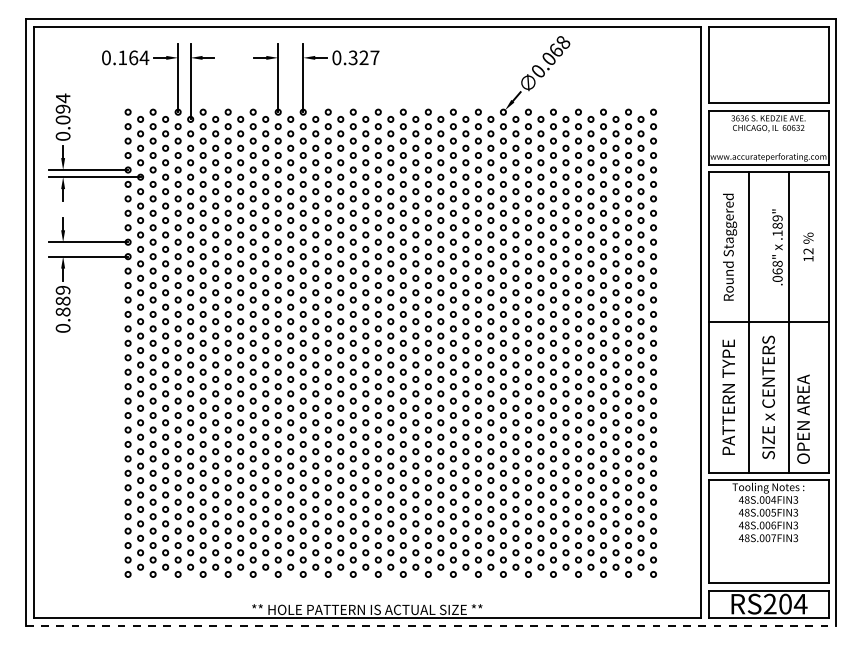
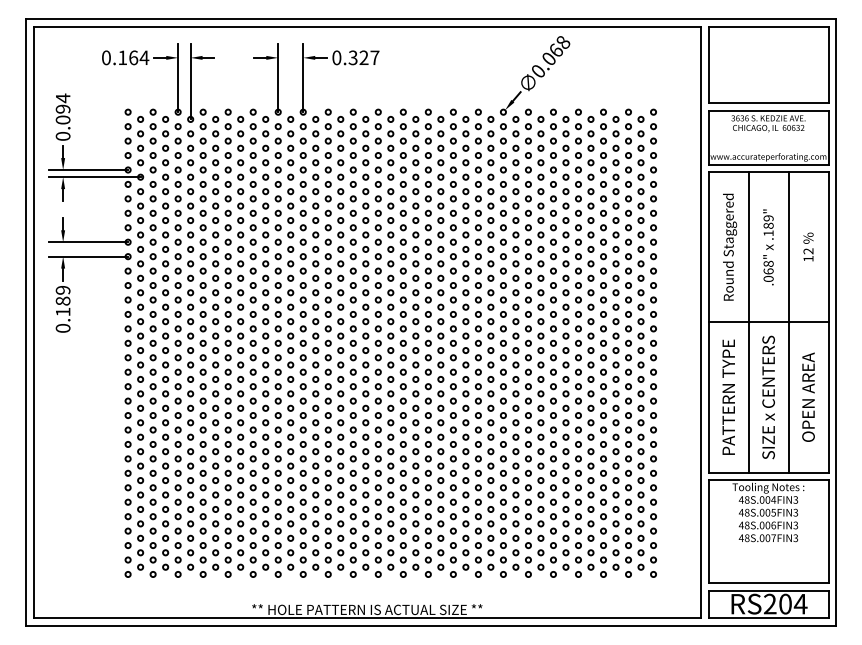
text position: (777, 247) -> (768, 247) (768, 247)
text: 0.889 -> 0.189 (62, 311)
text position: (803, 418) -> (808, 396) (808, 396)
line: dashed -> solid (431, 625)
